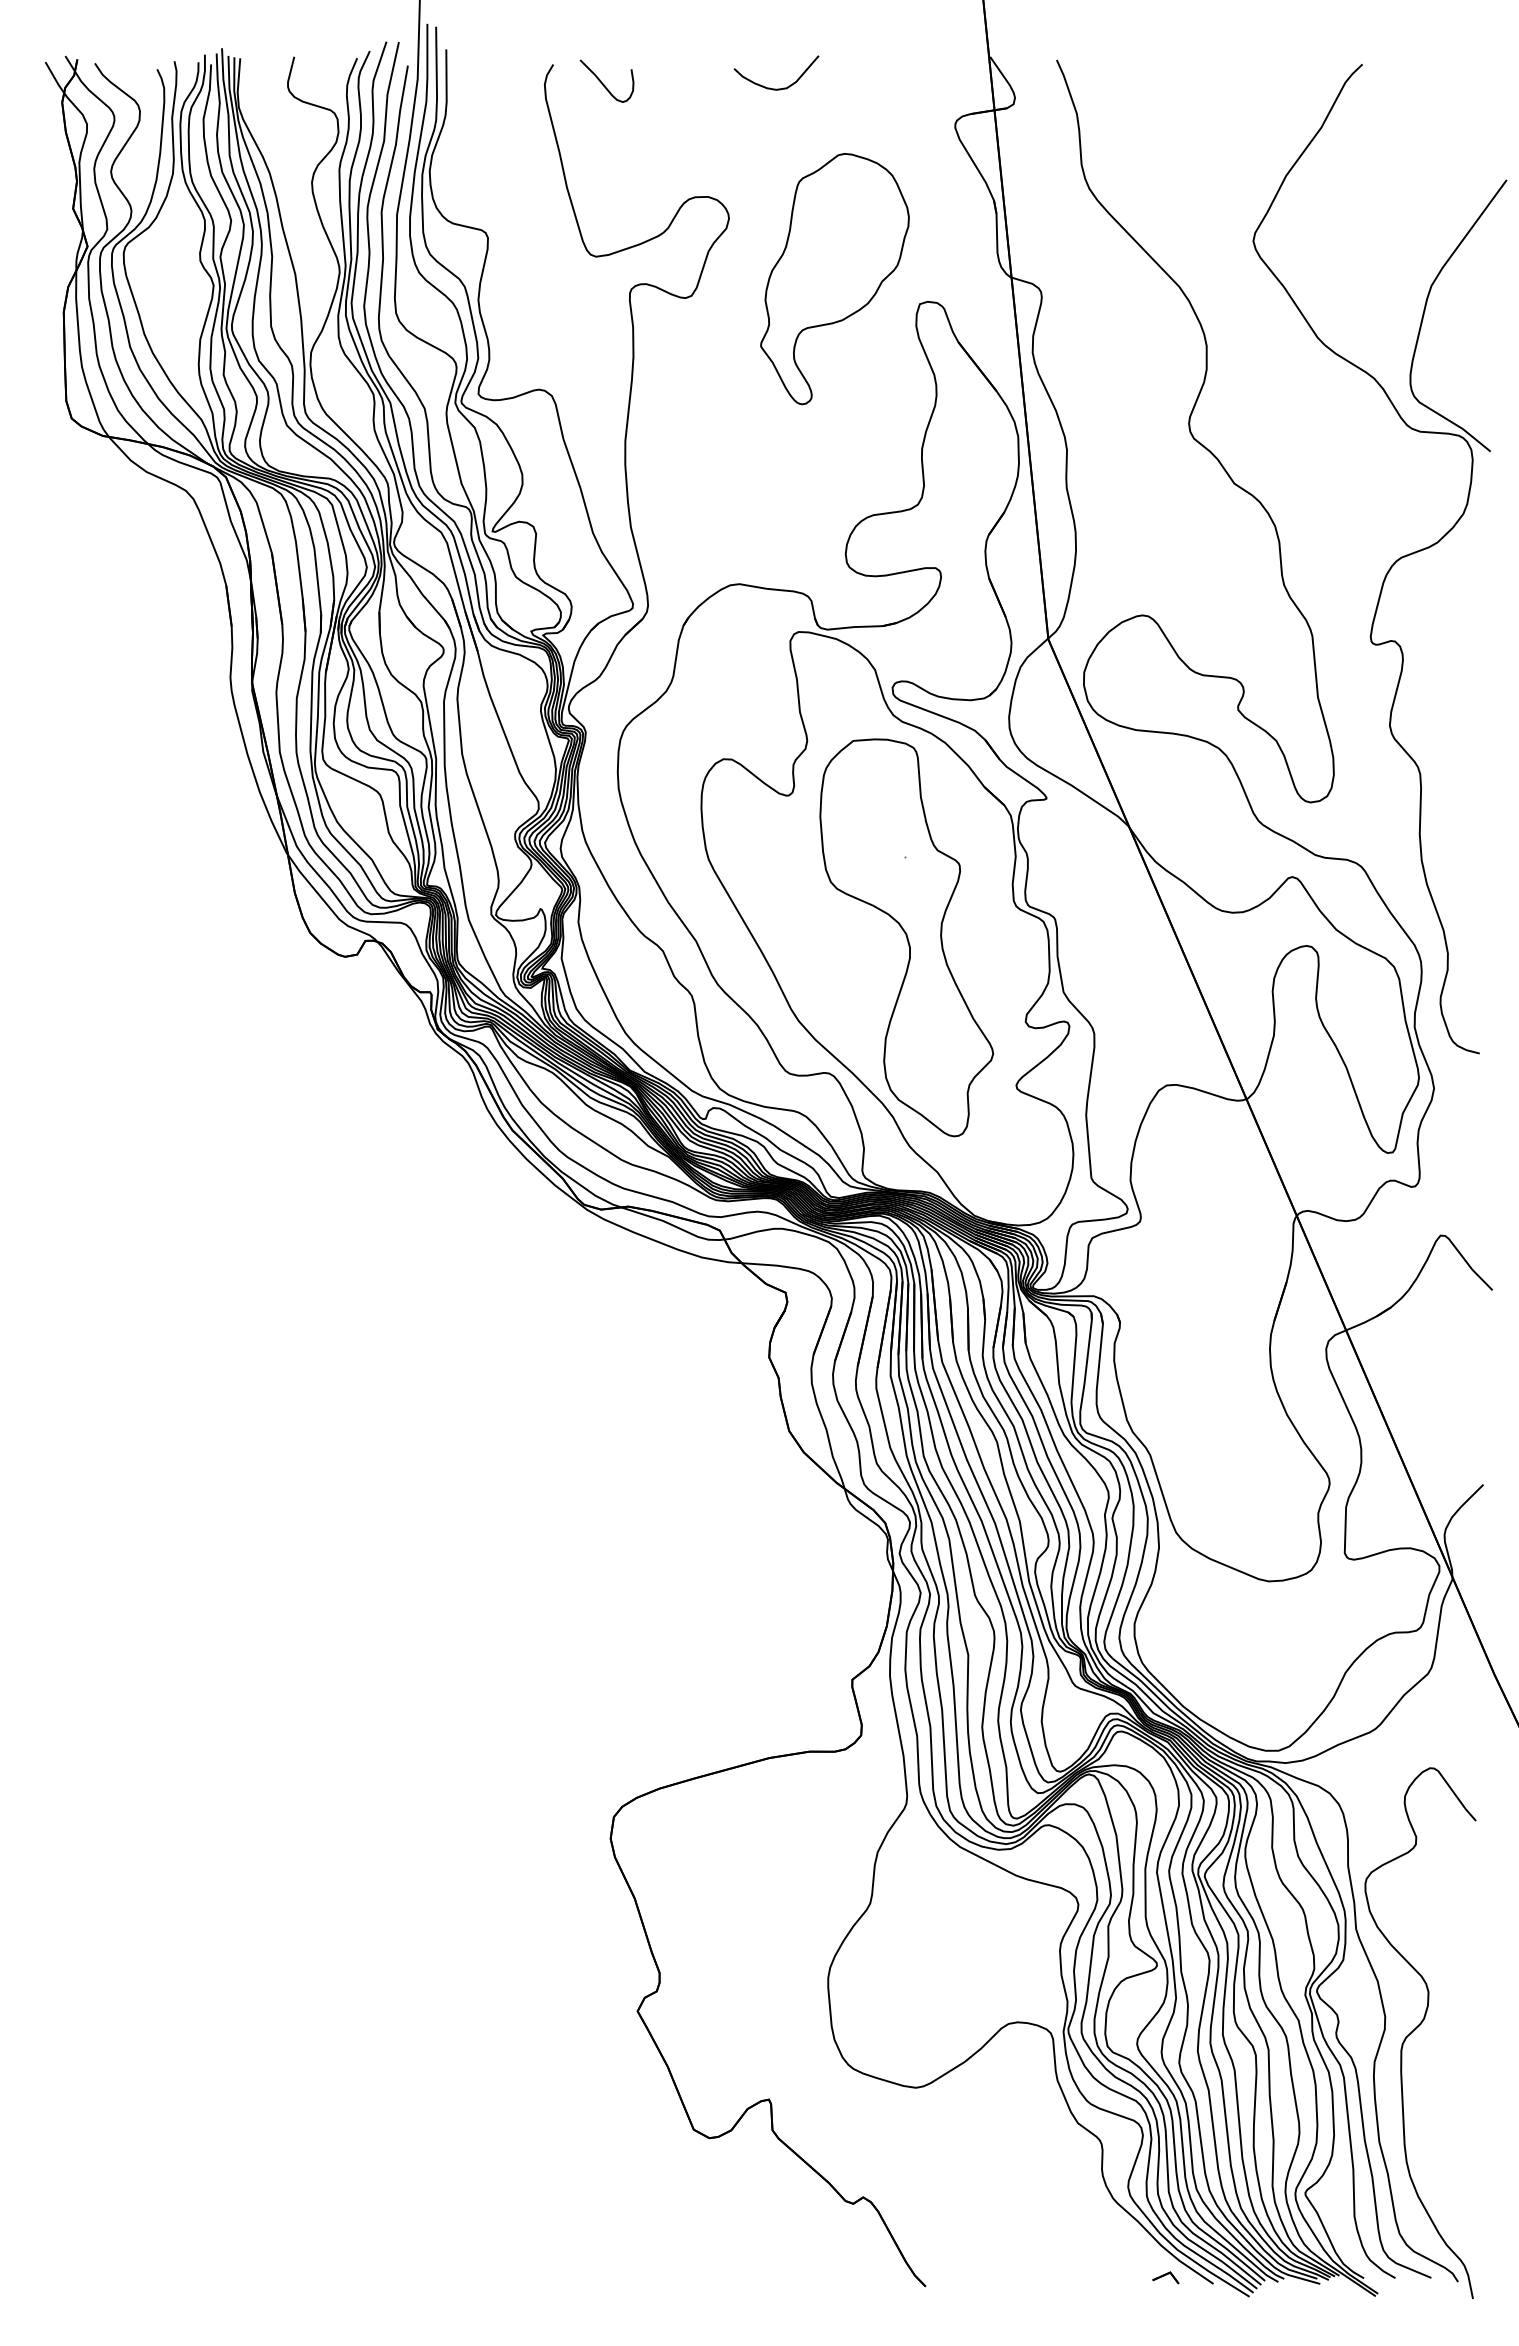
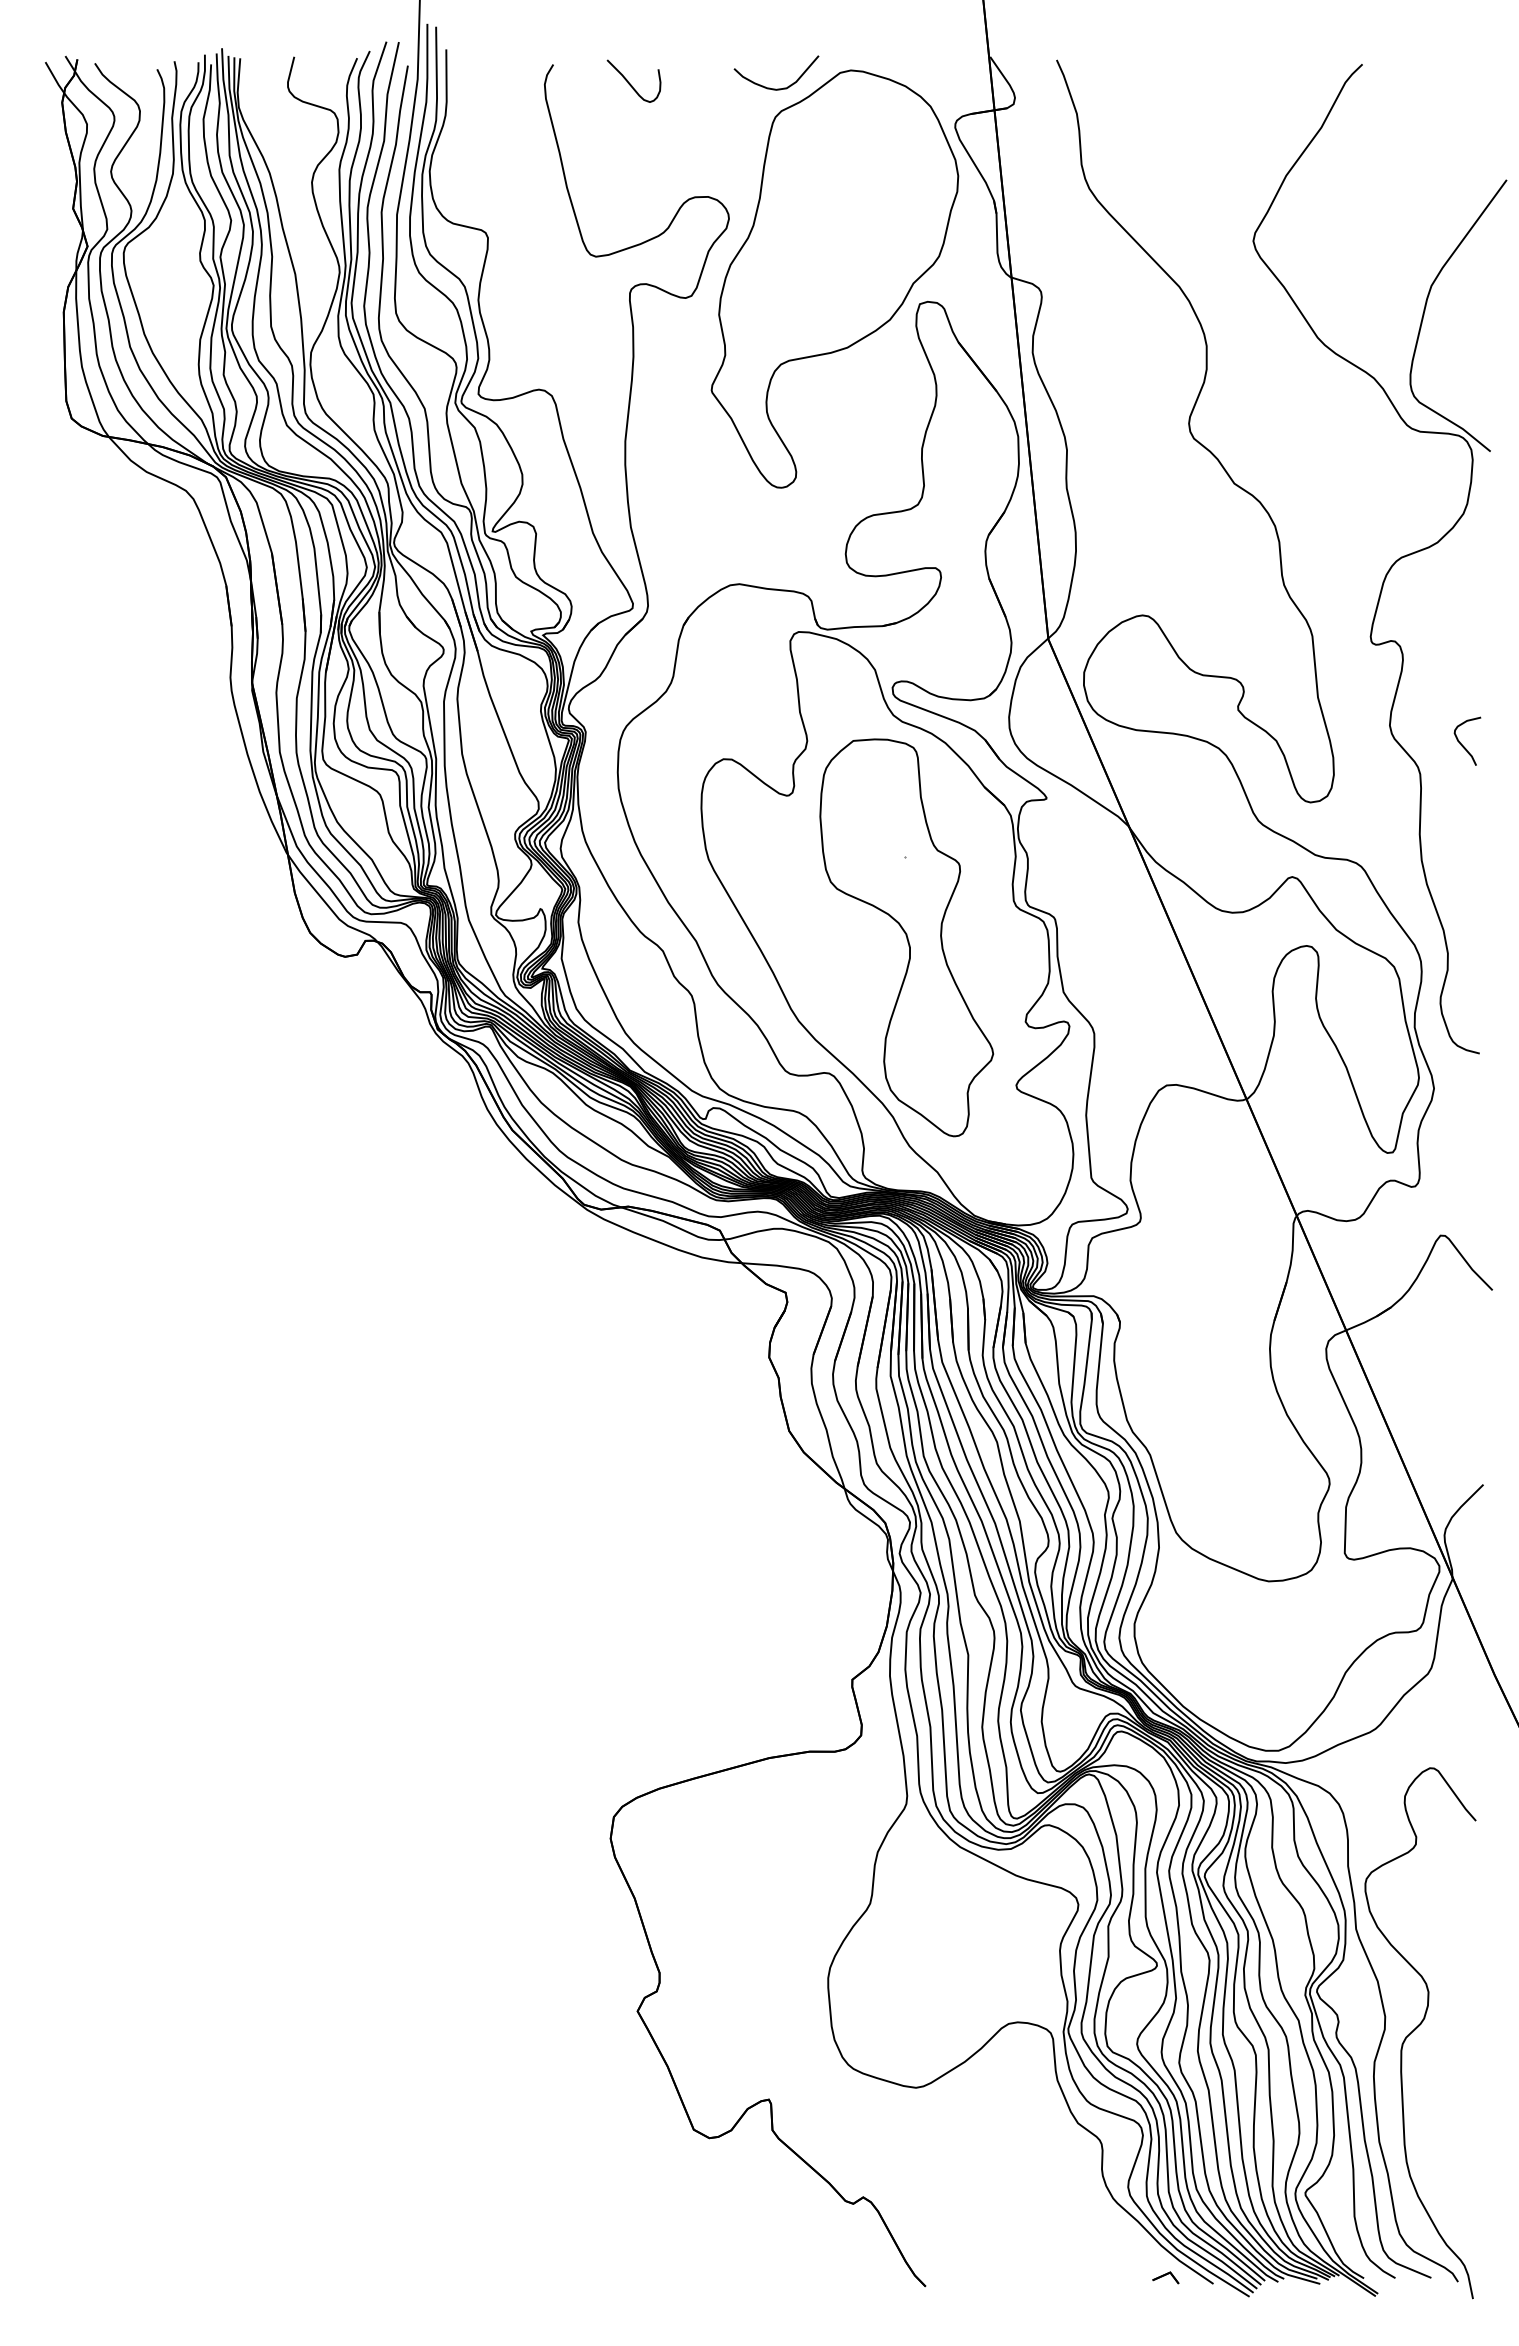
curve position: (603, 83) -> (630, 83) (630, 83)
part size: 150x253 px -> 250x420 px (834, 278)
curve: none -> present (1462, 744)
